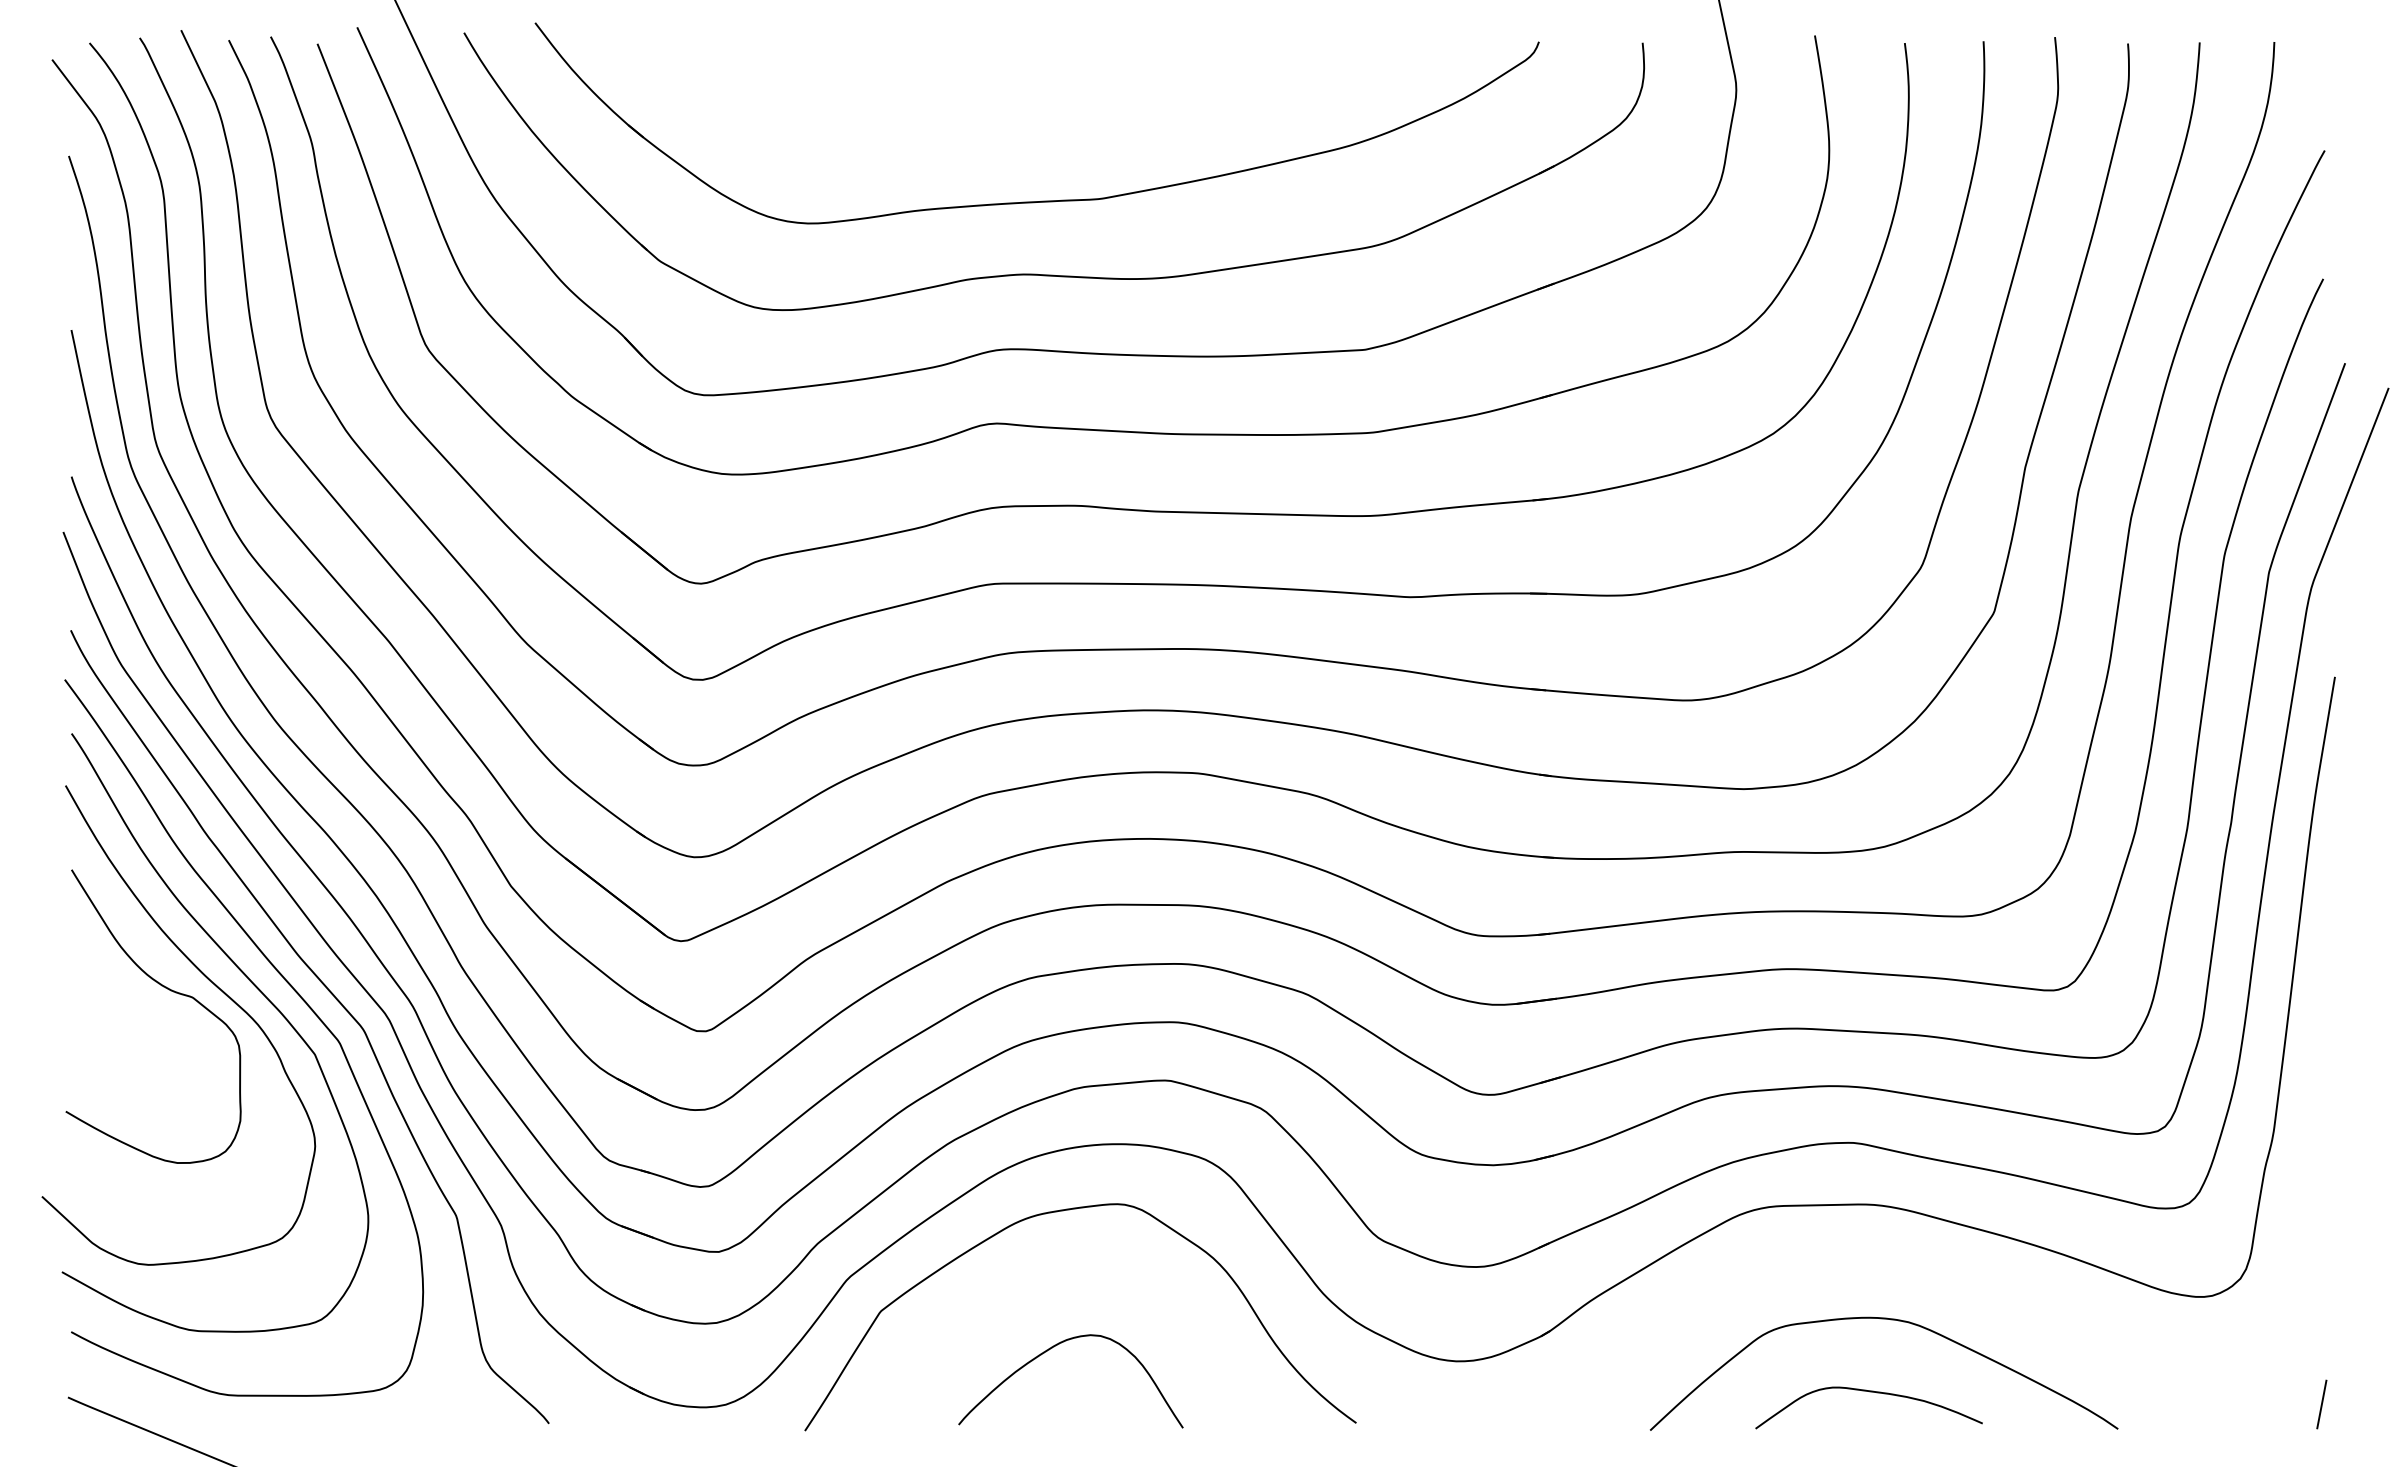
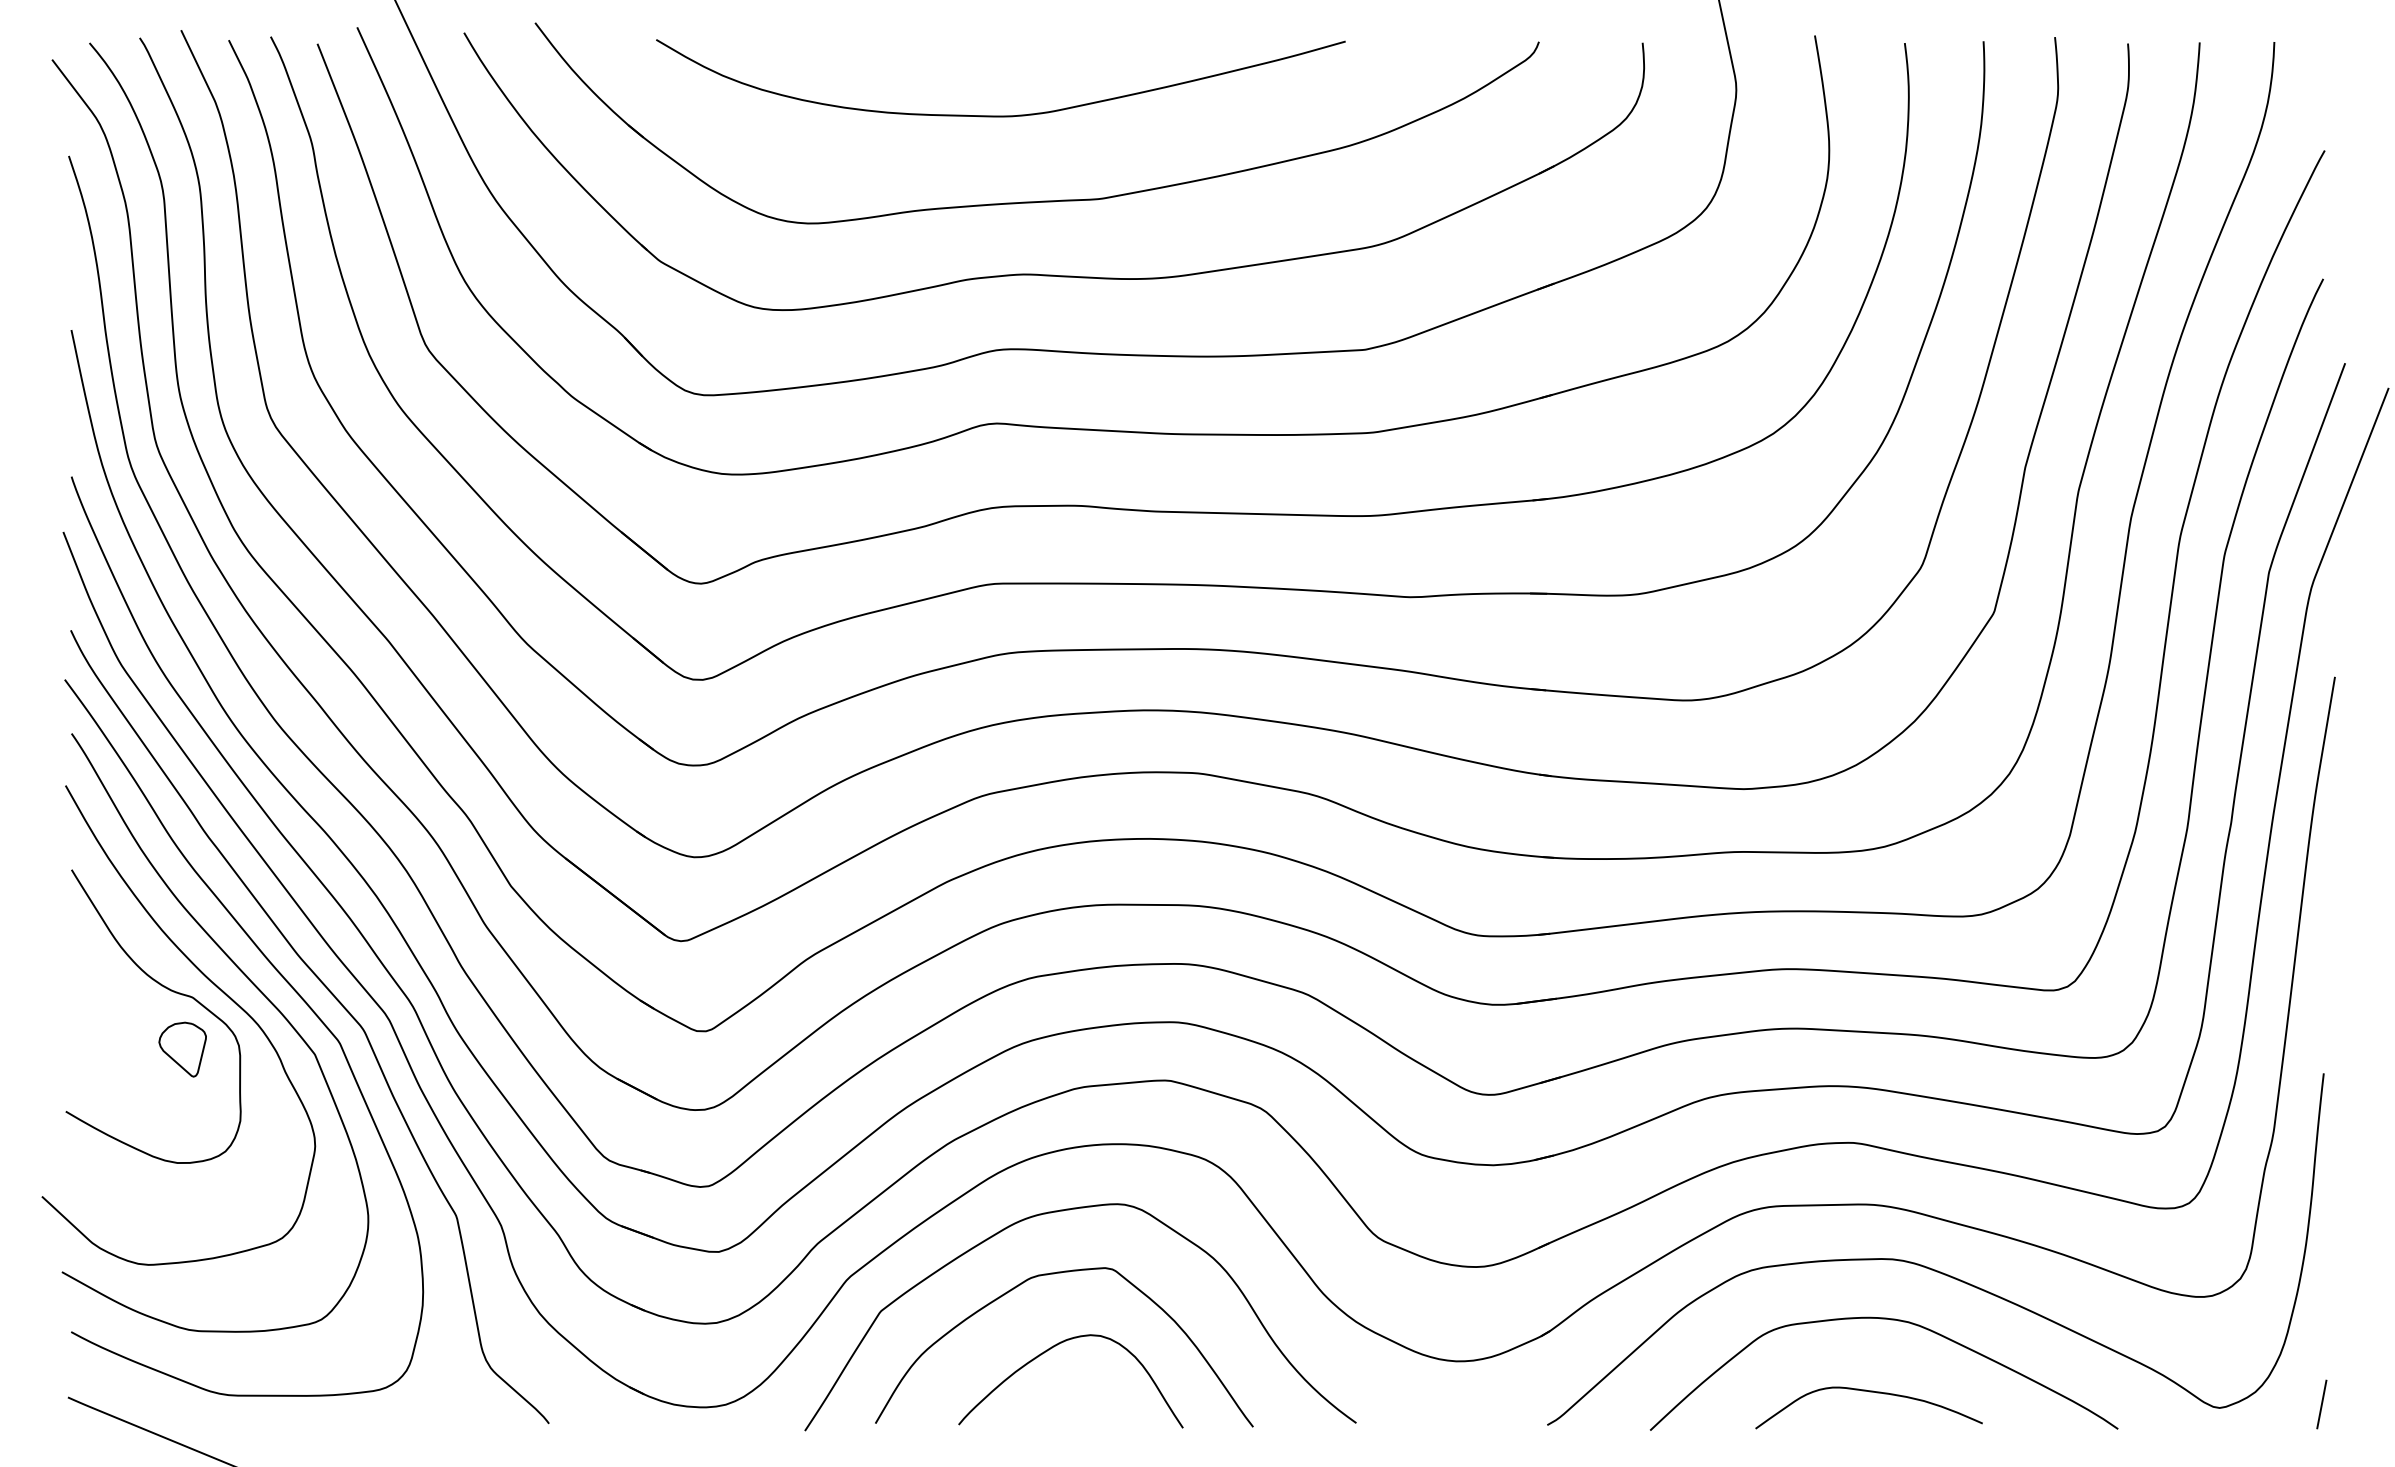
curve: none -> present (1000, 115)
part: none -> present (182, 1049)
curve: none -> present (1930, 1267)
curve: none -> present (1054, 1274)
